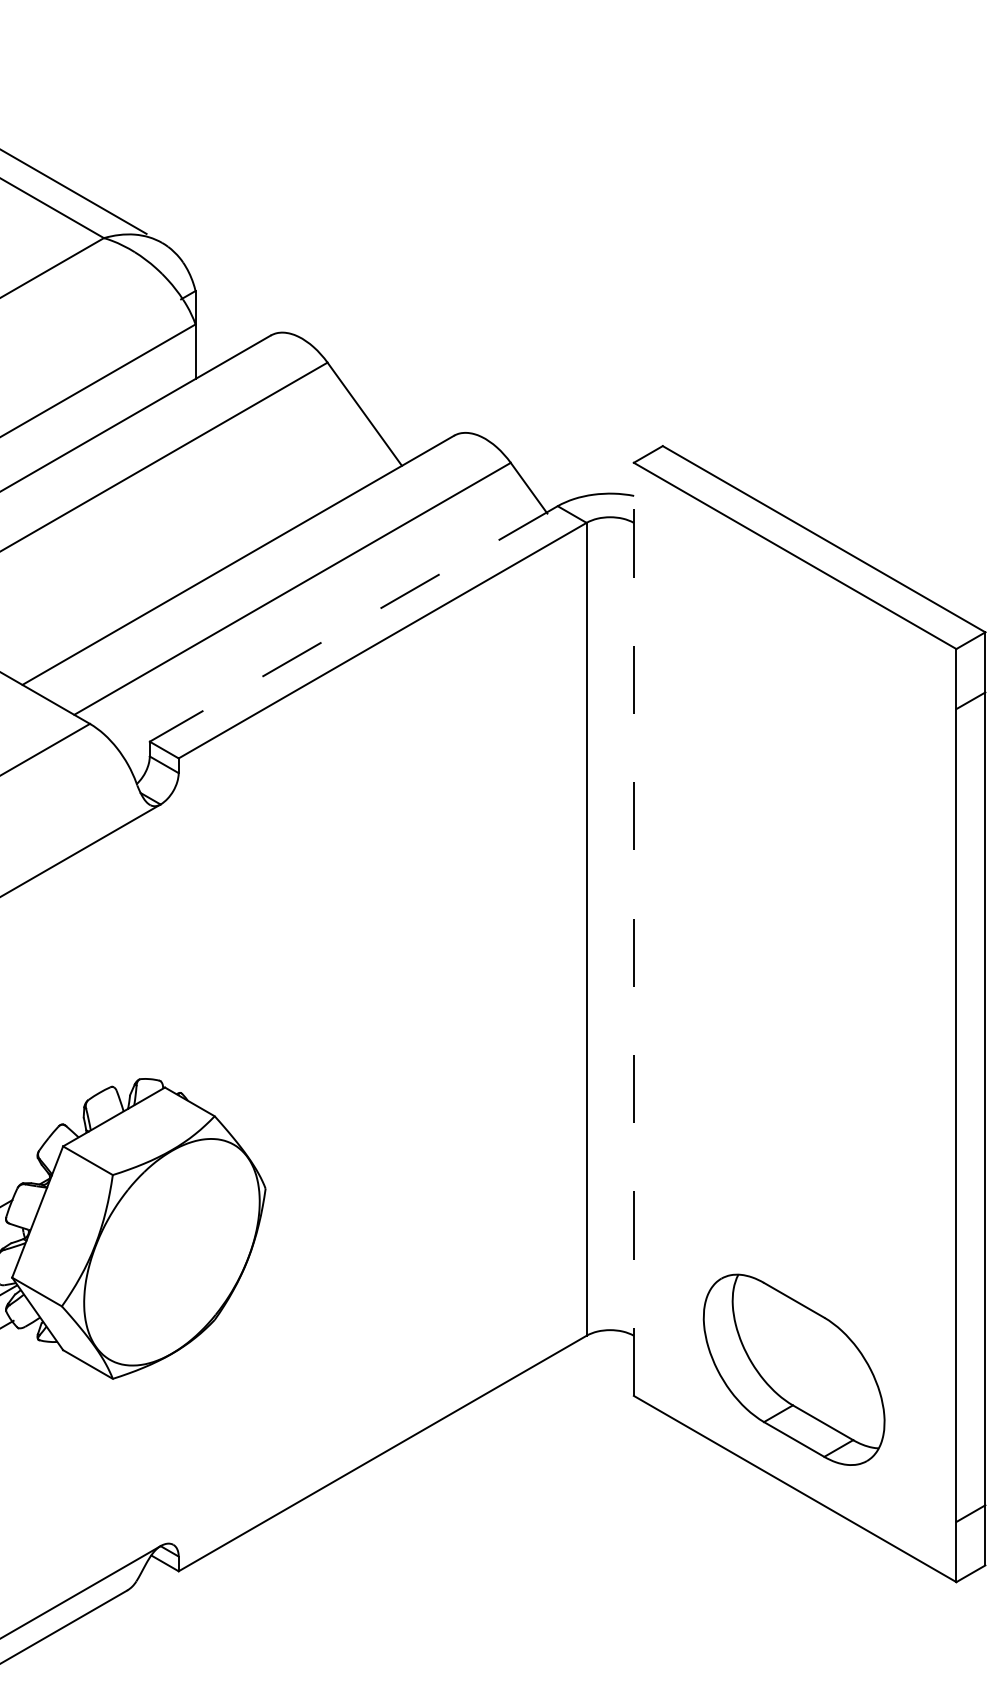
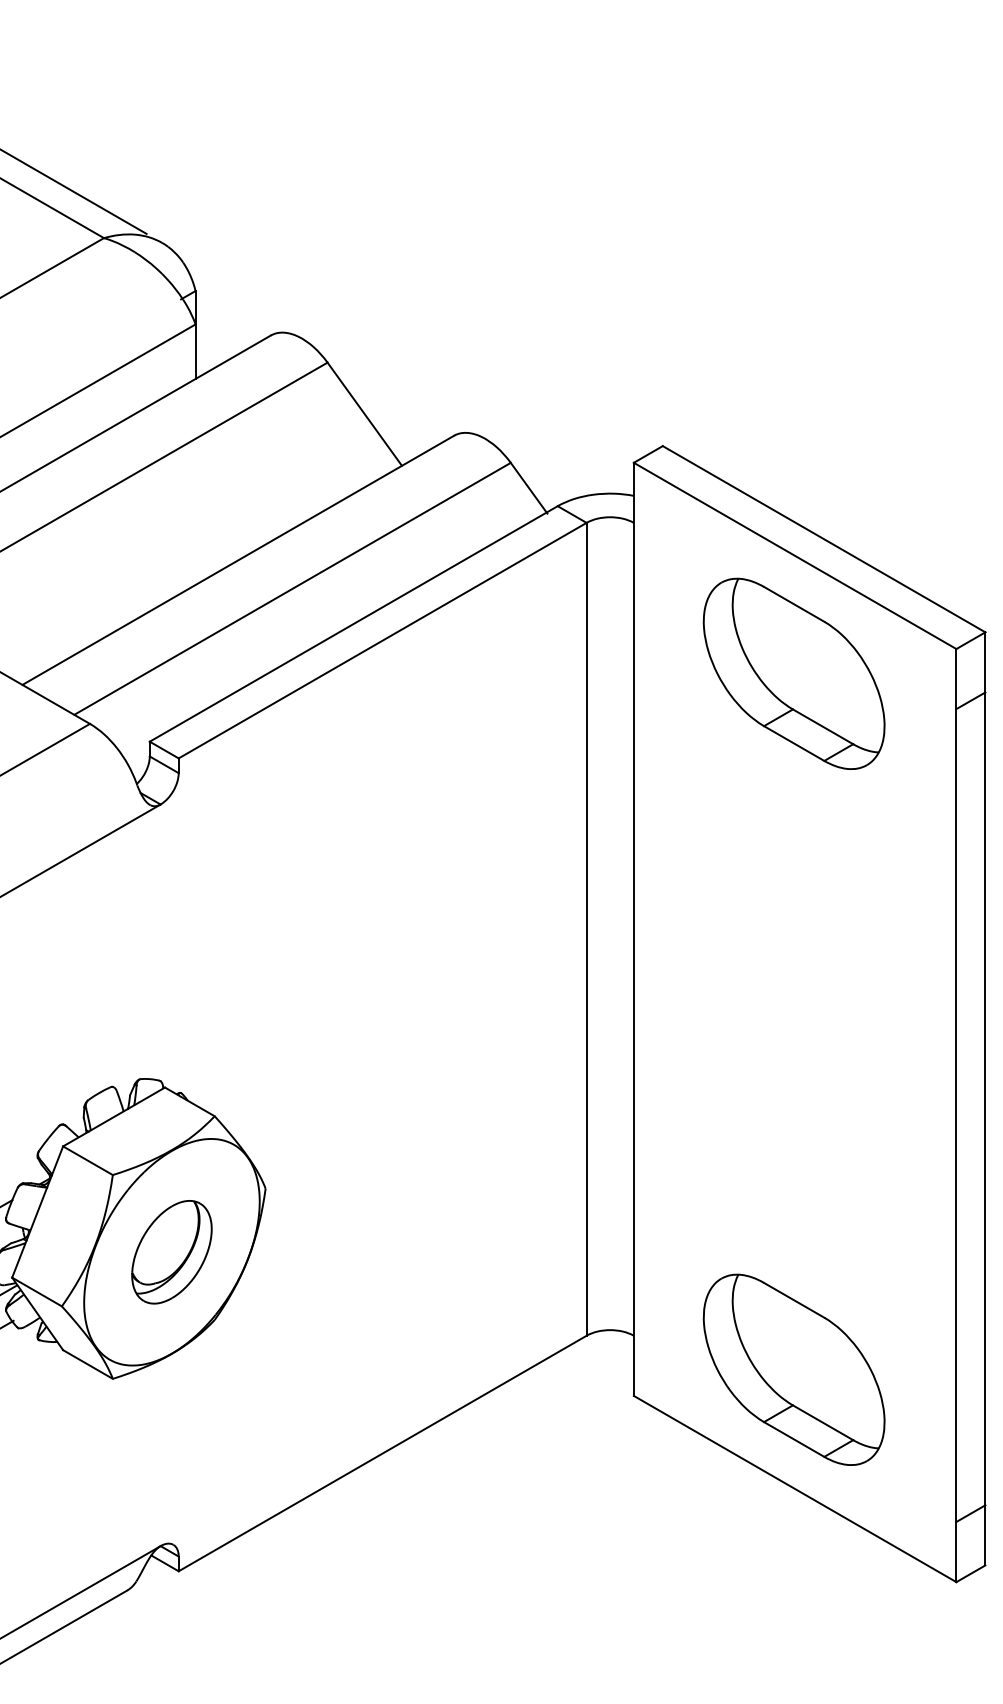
line: dashed -> solid (353, 623)
part: none -> present (793, 673)
line: dashed -> solid (633, 929)
part: none -> present (171, 1252)
